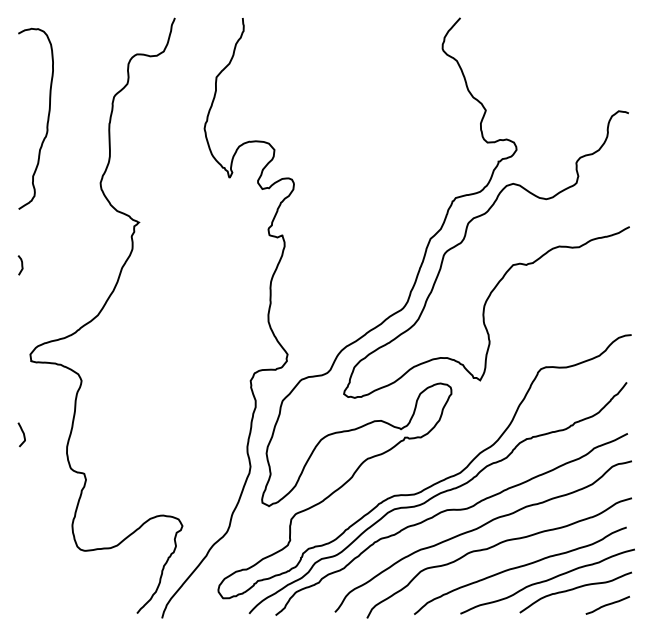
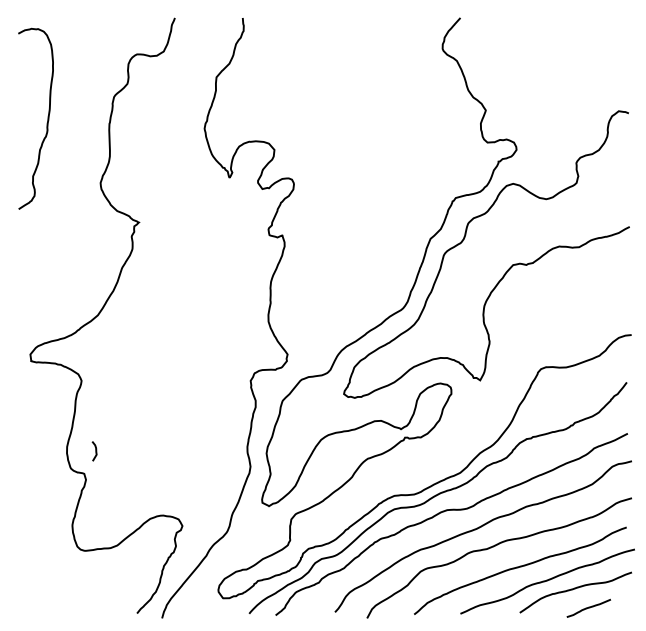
curve position: (21, 265) -> (95, 451) (95, 451)
curve: present -> none (22, 433)
curve position: (607, 604) -> (588, 607) (588, 607)
